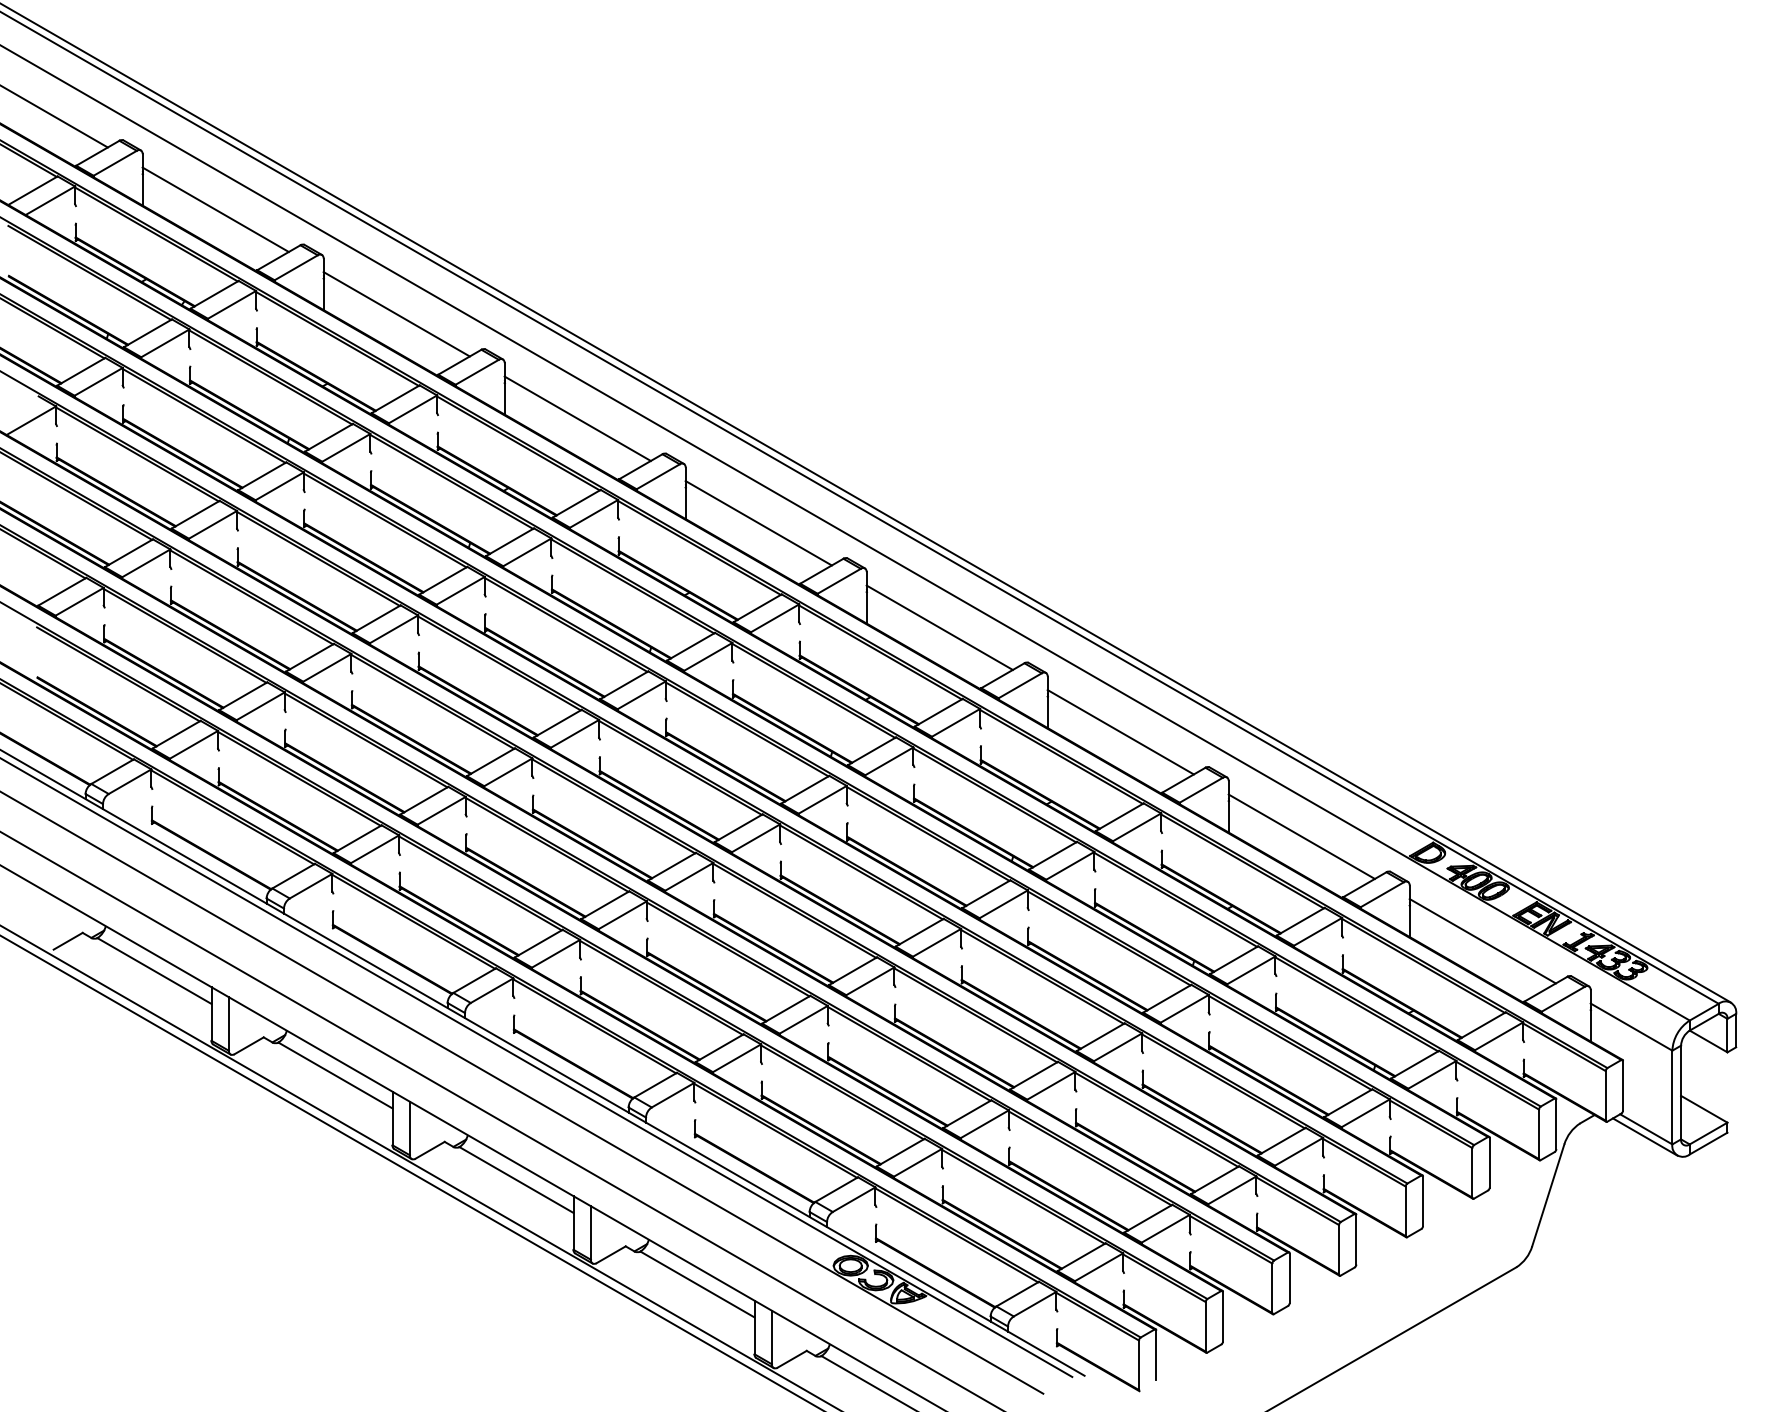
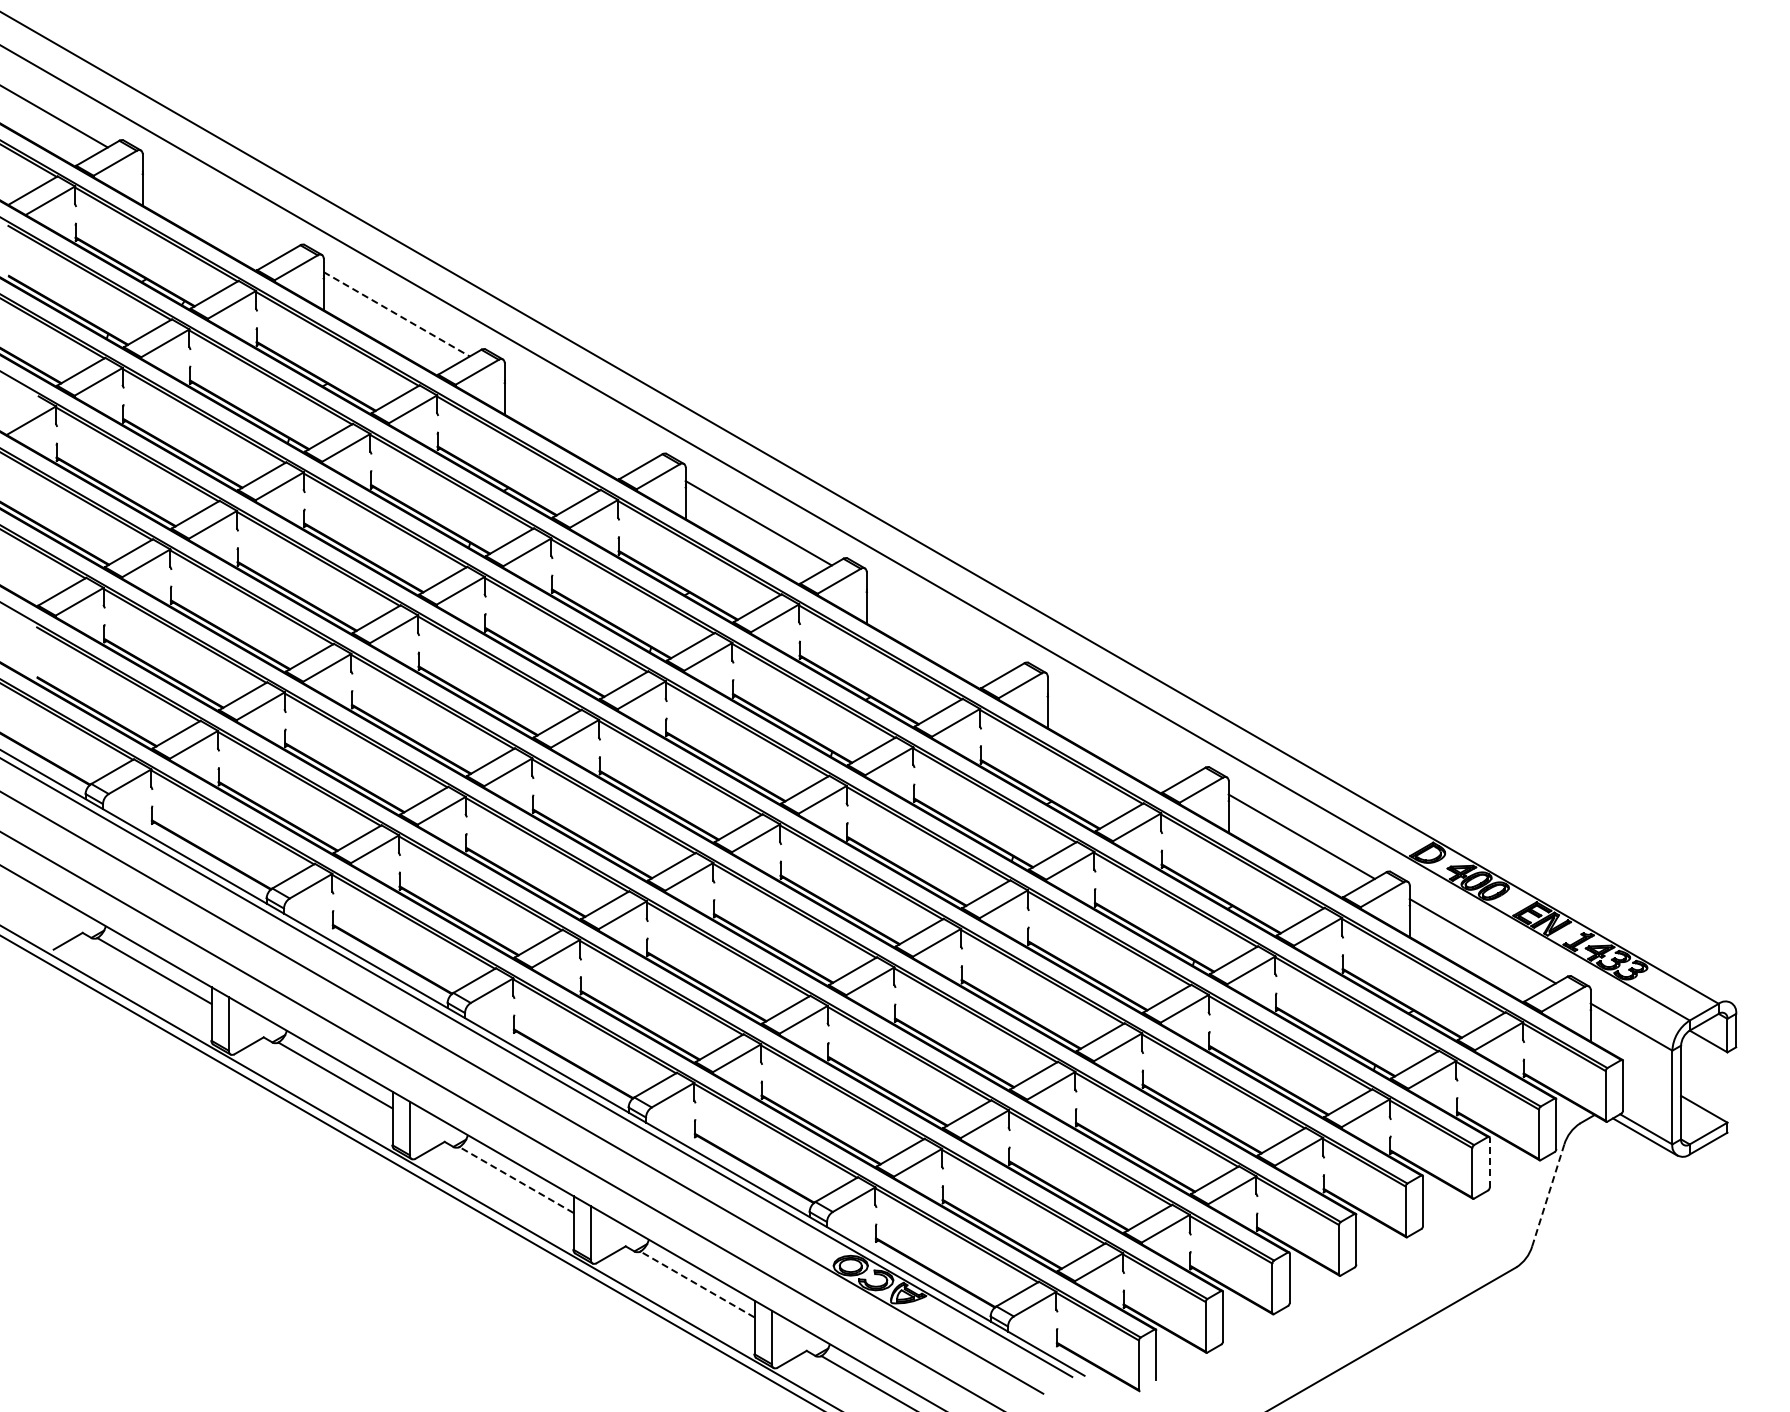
line: present -> none (215, 209)
line: solid -> dashed (397, 314)
line: present -> none (577, 418)
line: present -> none (866, 503)
line: present -> none (939, 627)
line: present -> none (1120, 732)
line: solid -> dashed (1489, 1162)
line: solid -> dashed (516, 1180)
line: solid -> dashed (1548, 1195)
line: solid -> dashed (697, 1284)
